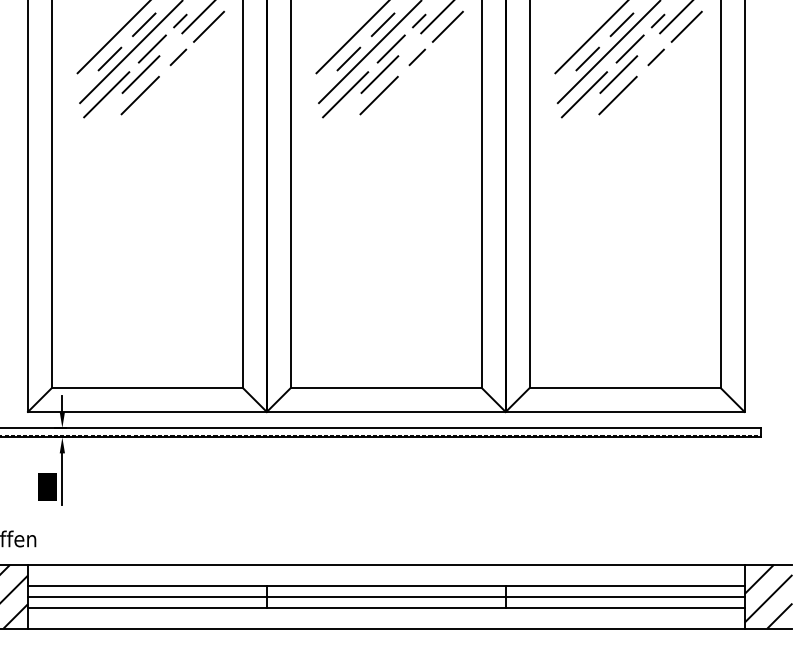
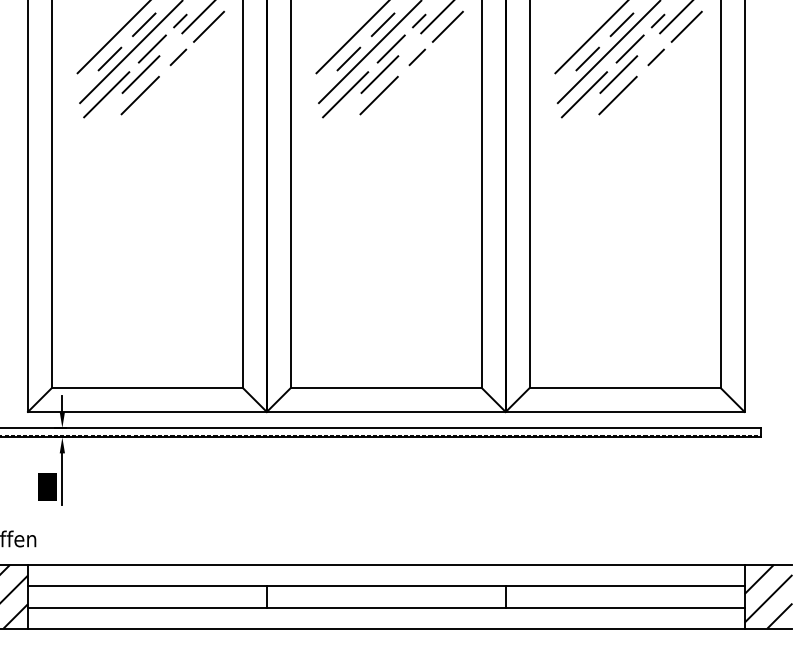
line: present -> none (385, 596)
